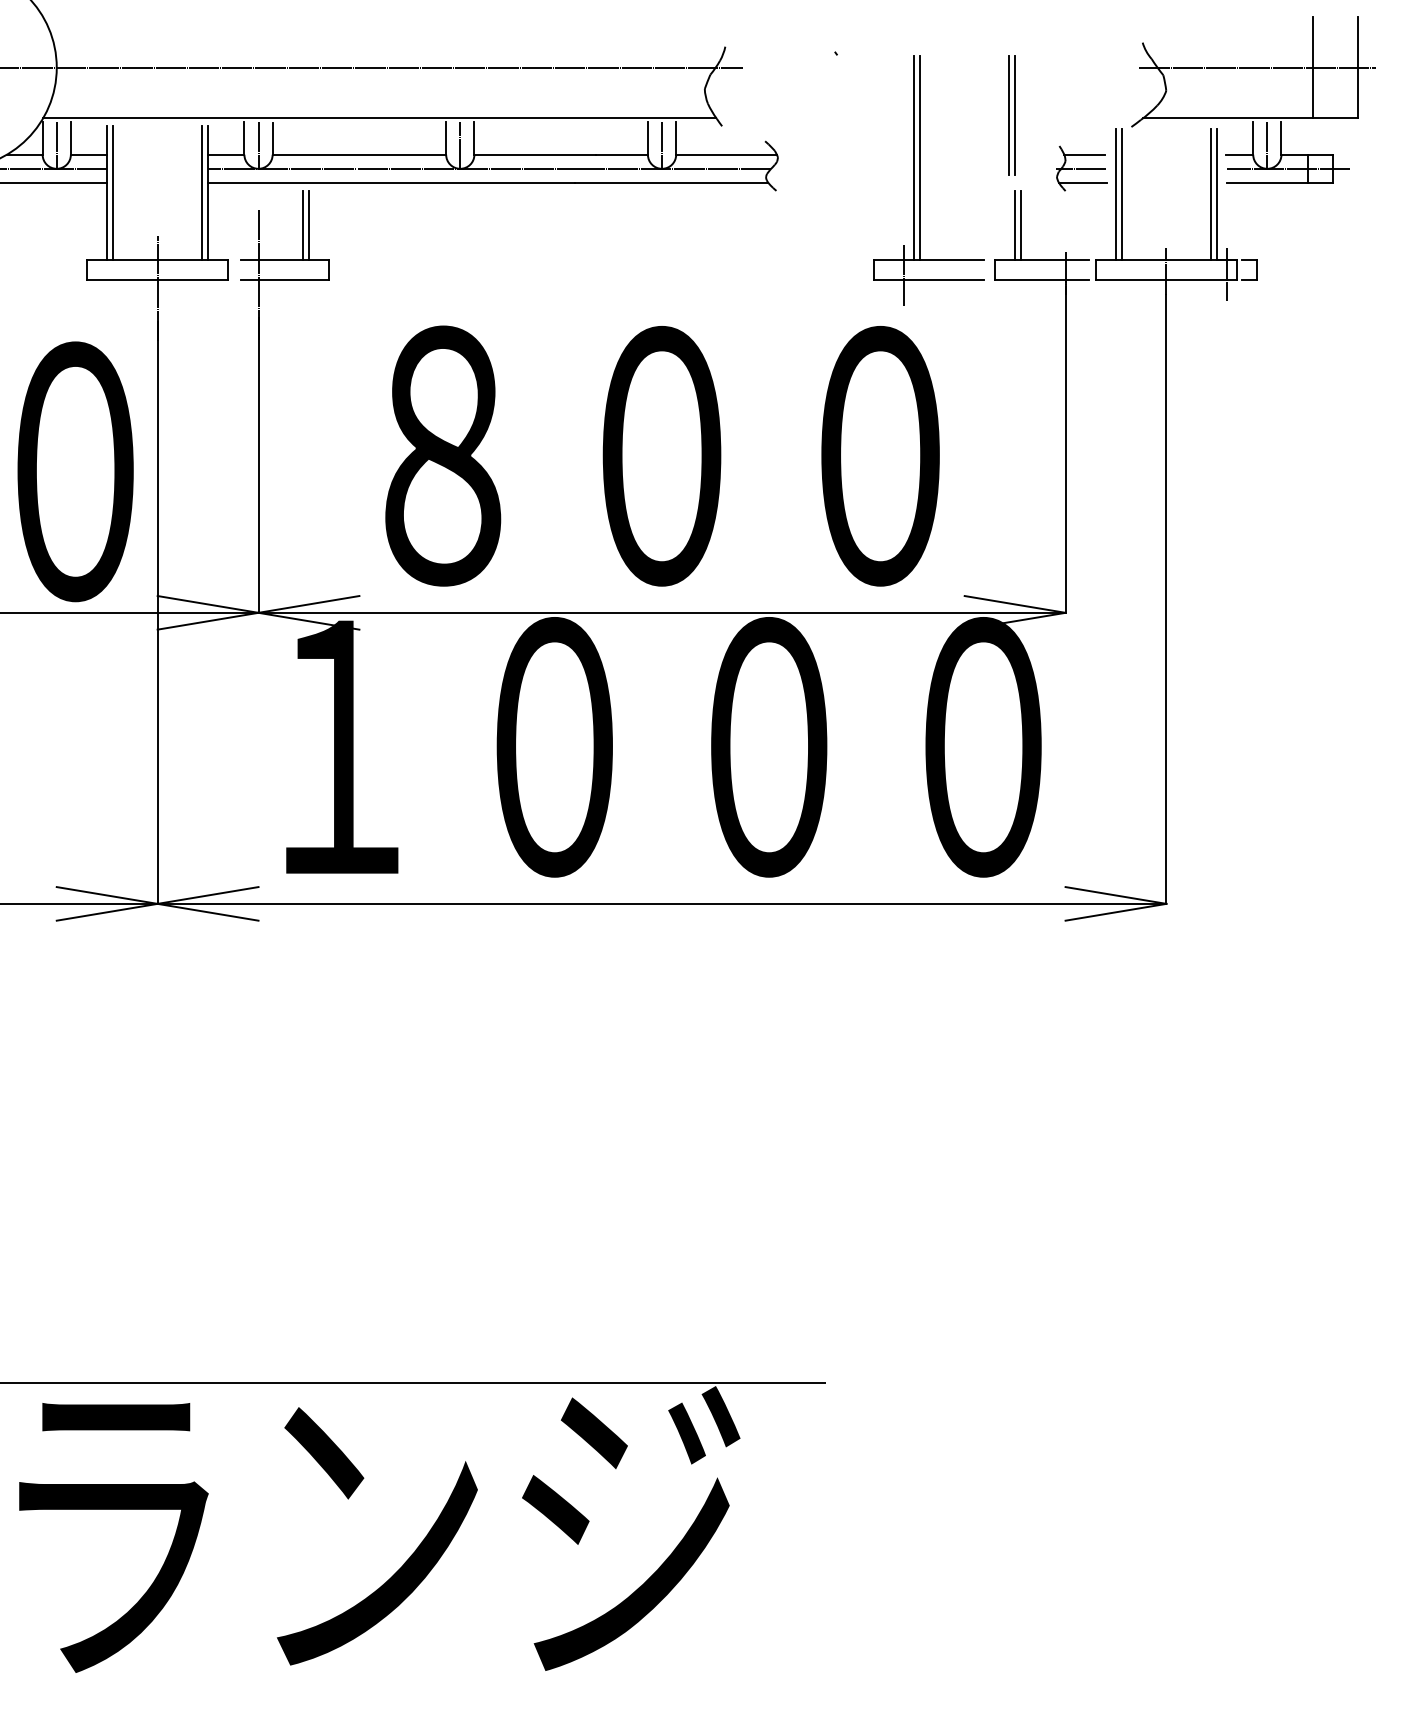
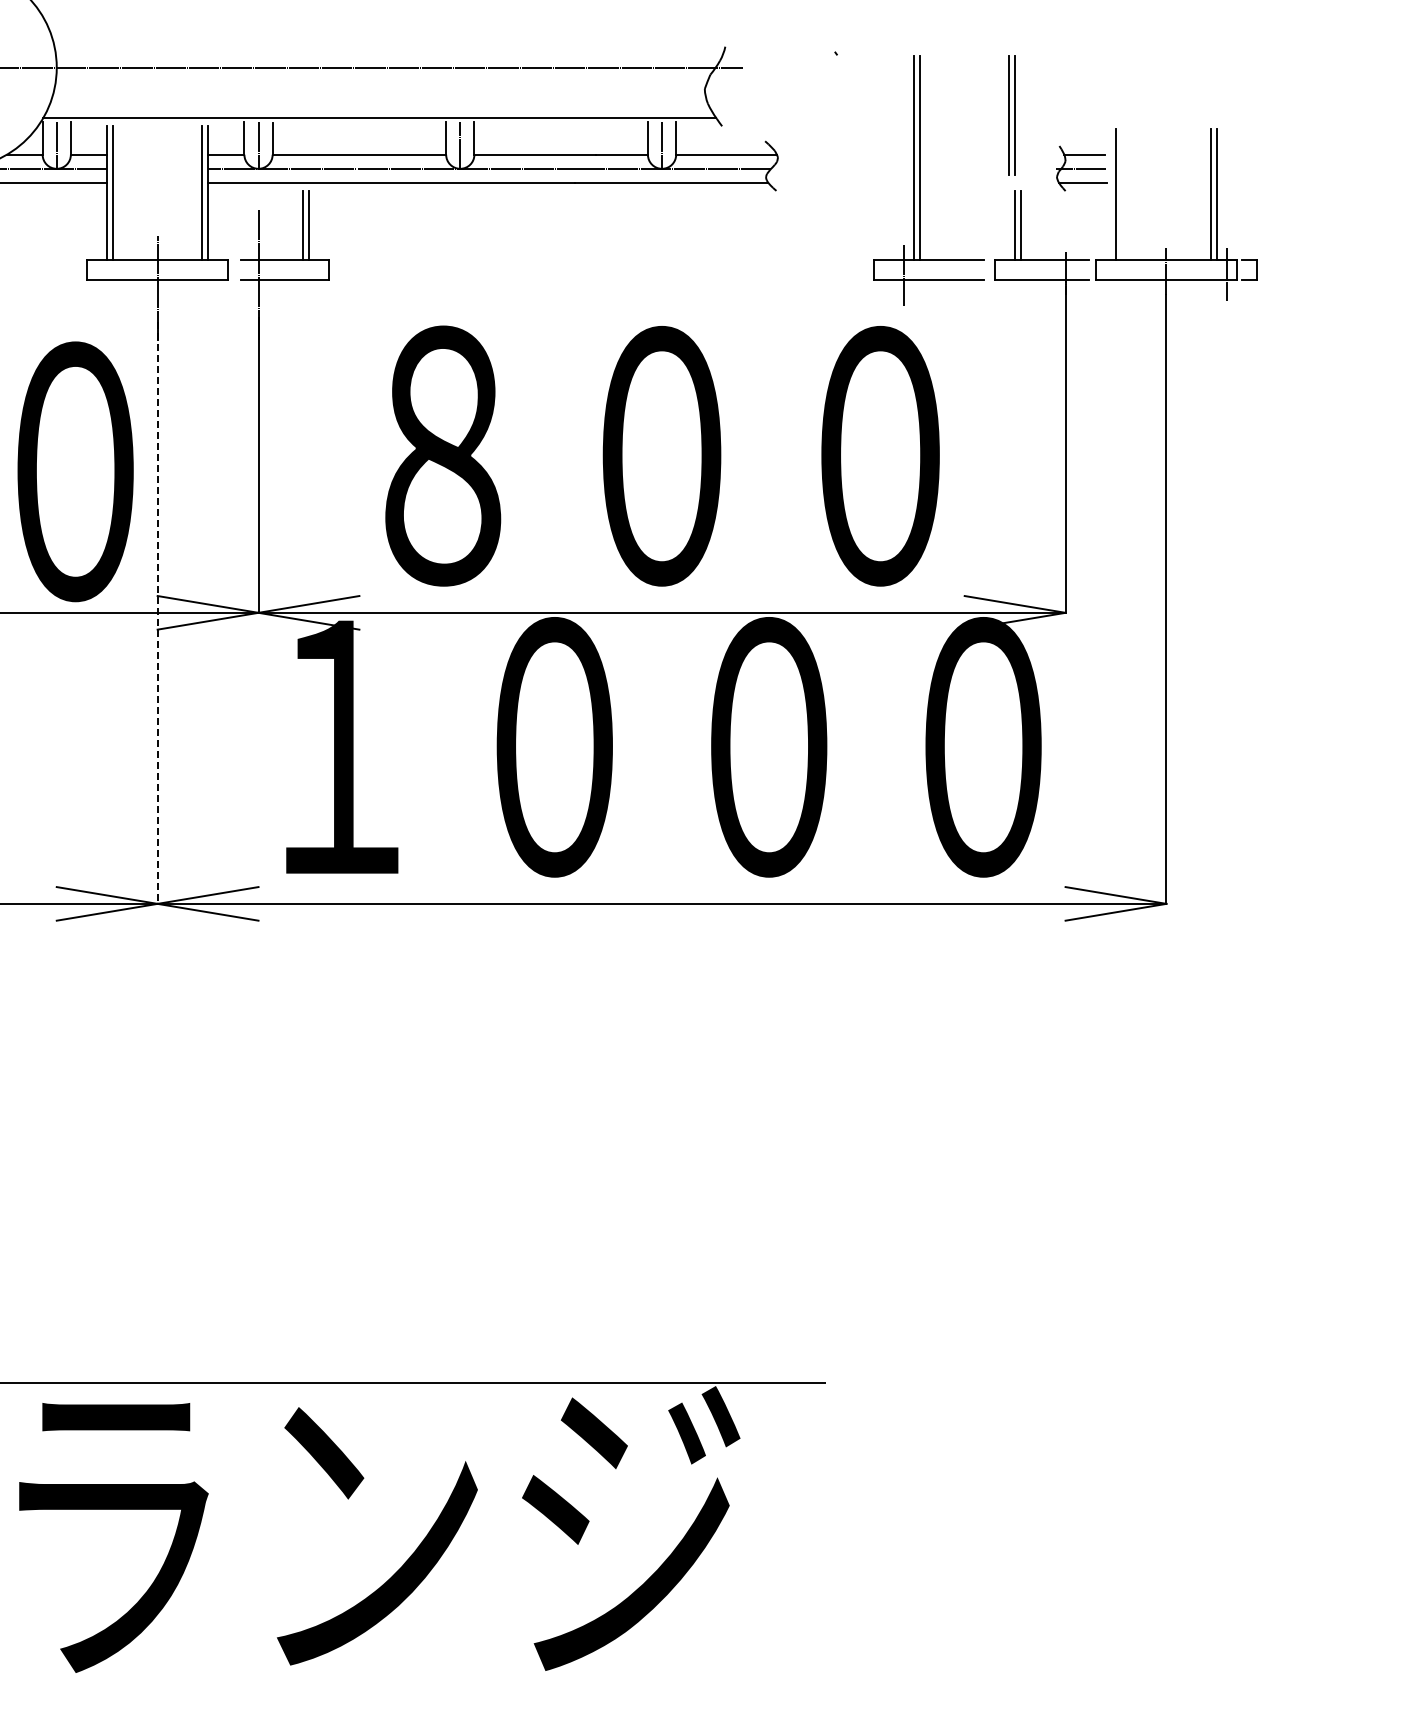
part: present -> none (1253, 117)
line: present -> none (1122, 193)
line: solid -> dashed (157, 613)
